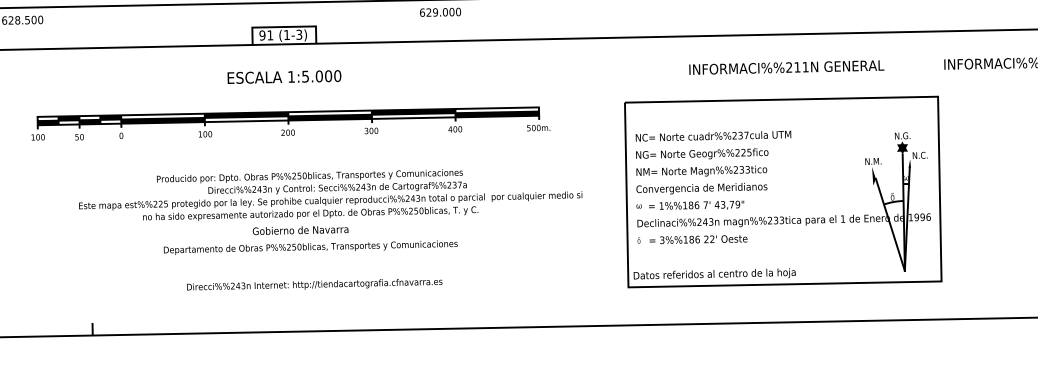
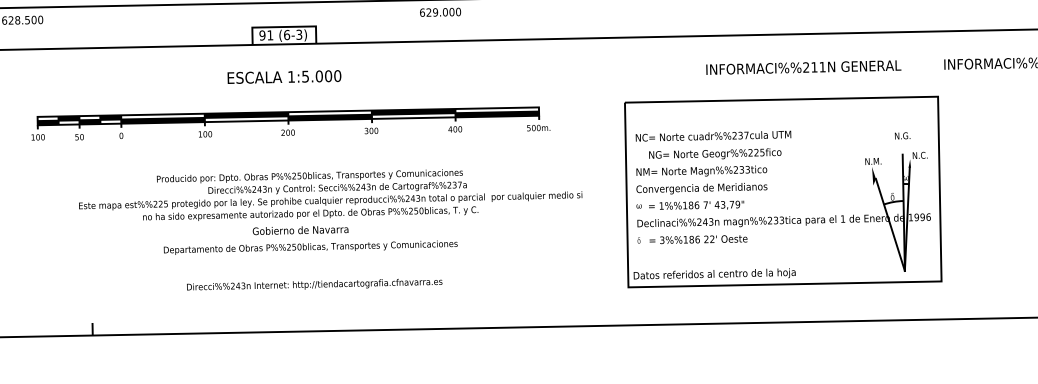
text: (1-3) -> (6-3) (287, 34)
text position: (786, 67) -> (803, 67) (803, 67)
fill: present -> none (902, 147)
text position: (702, 153) -> (715, 153) (715, 153)
